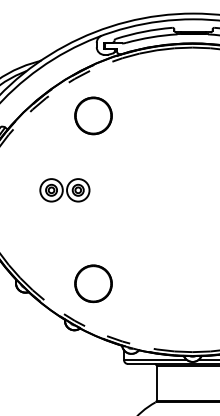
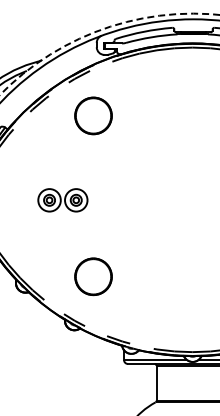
arc: solid -> dashed (100, 29)
part position: (64, 190) -> (62, 200) (62, 200)
part position: (93, 283) -> (93, 276) (93, 276)
